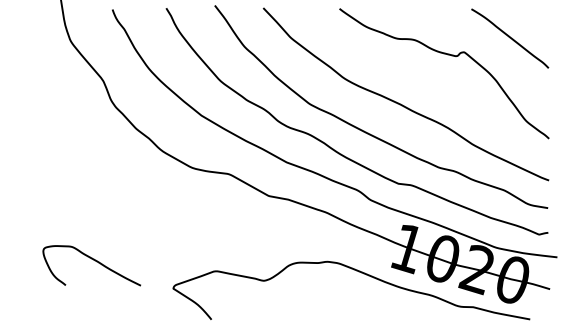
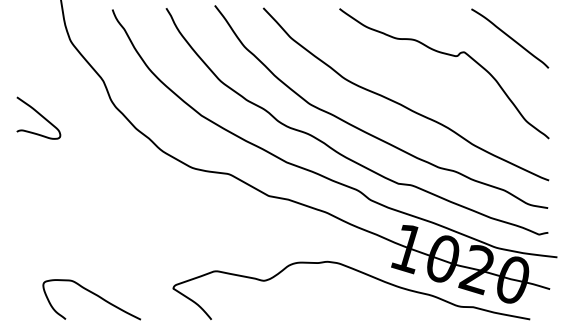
curve: none -> present (39, 115)
curve position: (93, 260) -> (93, 294) (93, 294)
